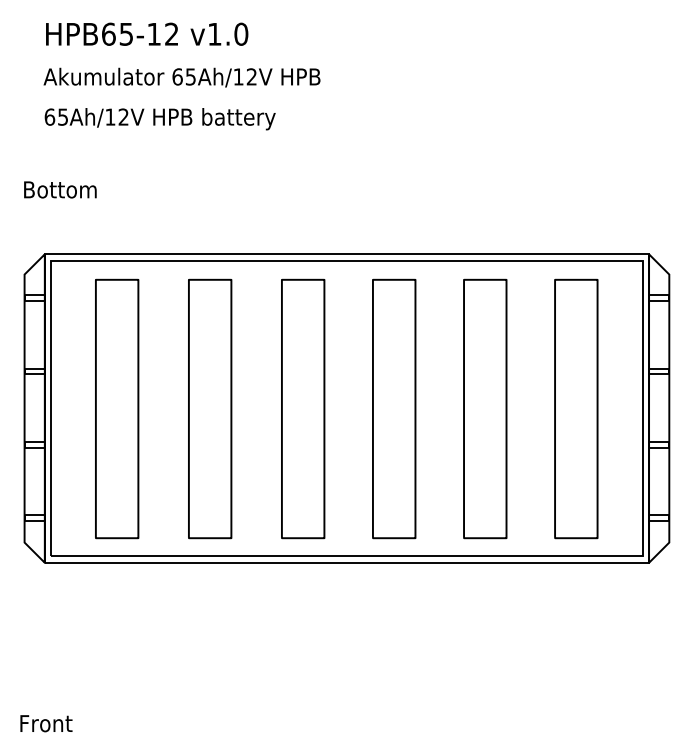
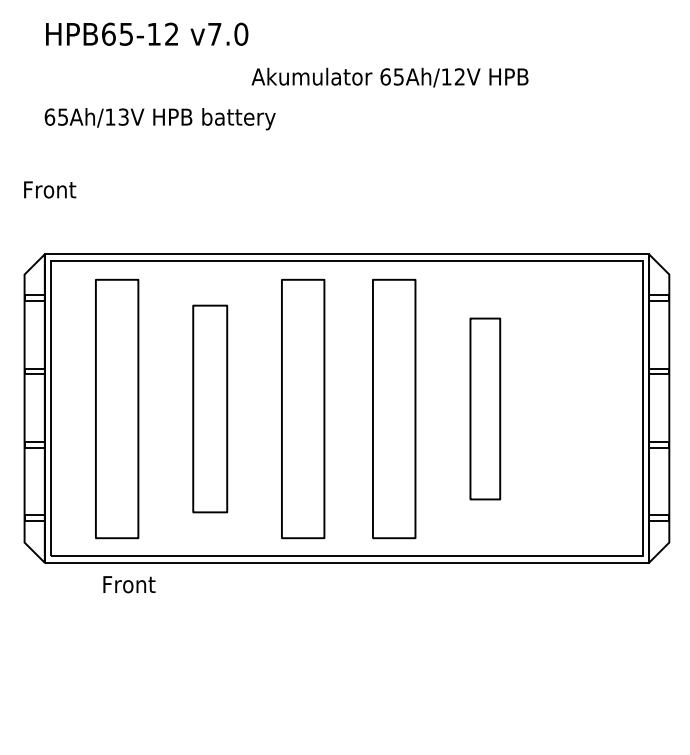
text: v1.0 -> v7.0 (214, 34)
text position: (181, 77) -> (389, 77) (389, 77)
text: Ah/12V -> Ah/13V (123, 116)
text: Bottom -> Front (61, 189)
part size: 45x262 px -> 37x210 px (210, 408)
part size: 45x262 px -> 33x184 px (485, 408)
part: present -> none (576, 408)
text position: (46, 723) -> (129, 584) (129, 584)
